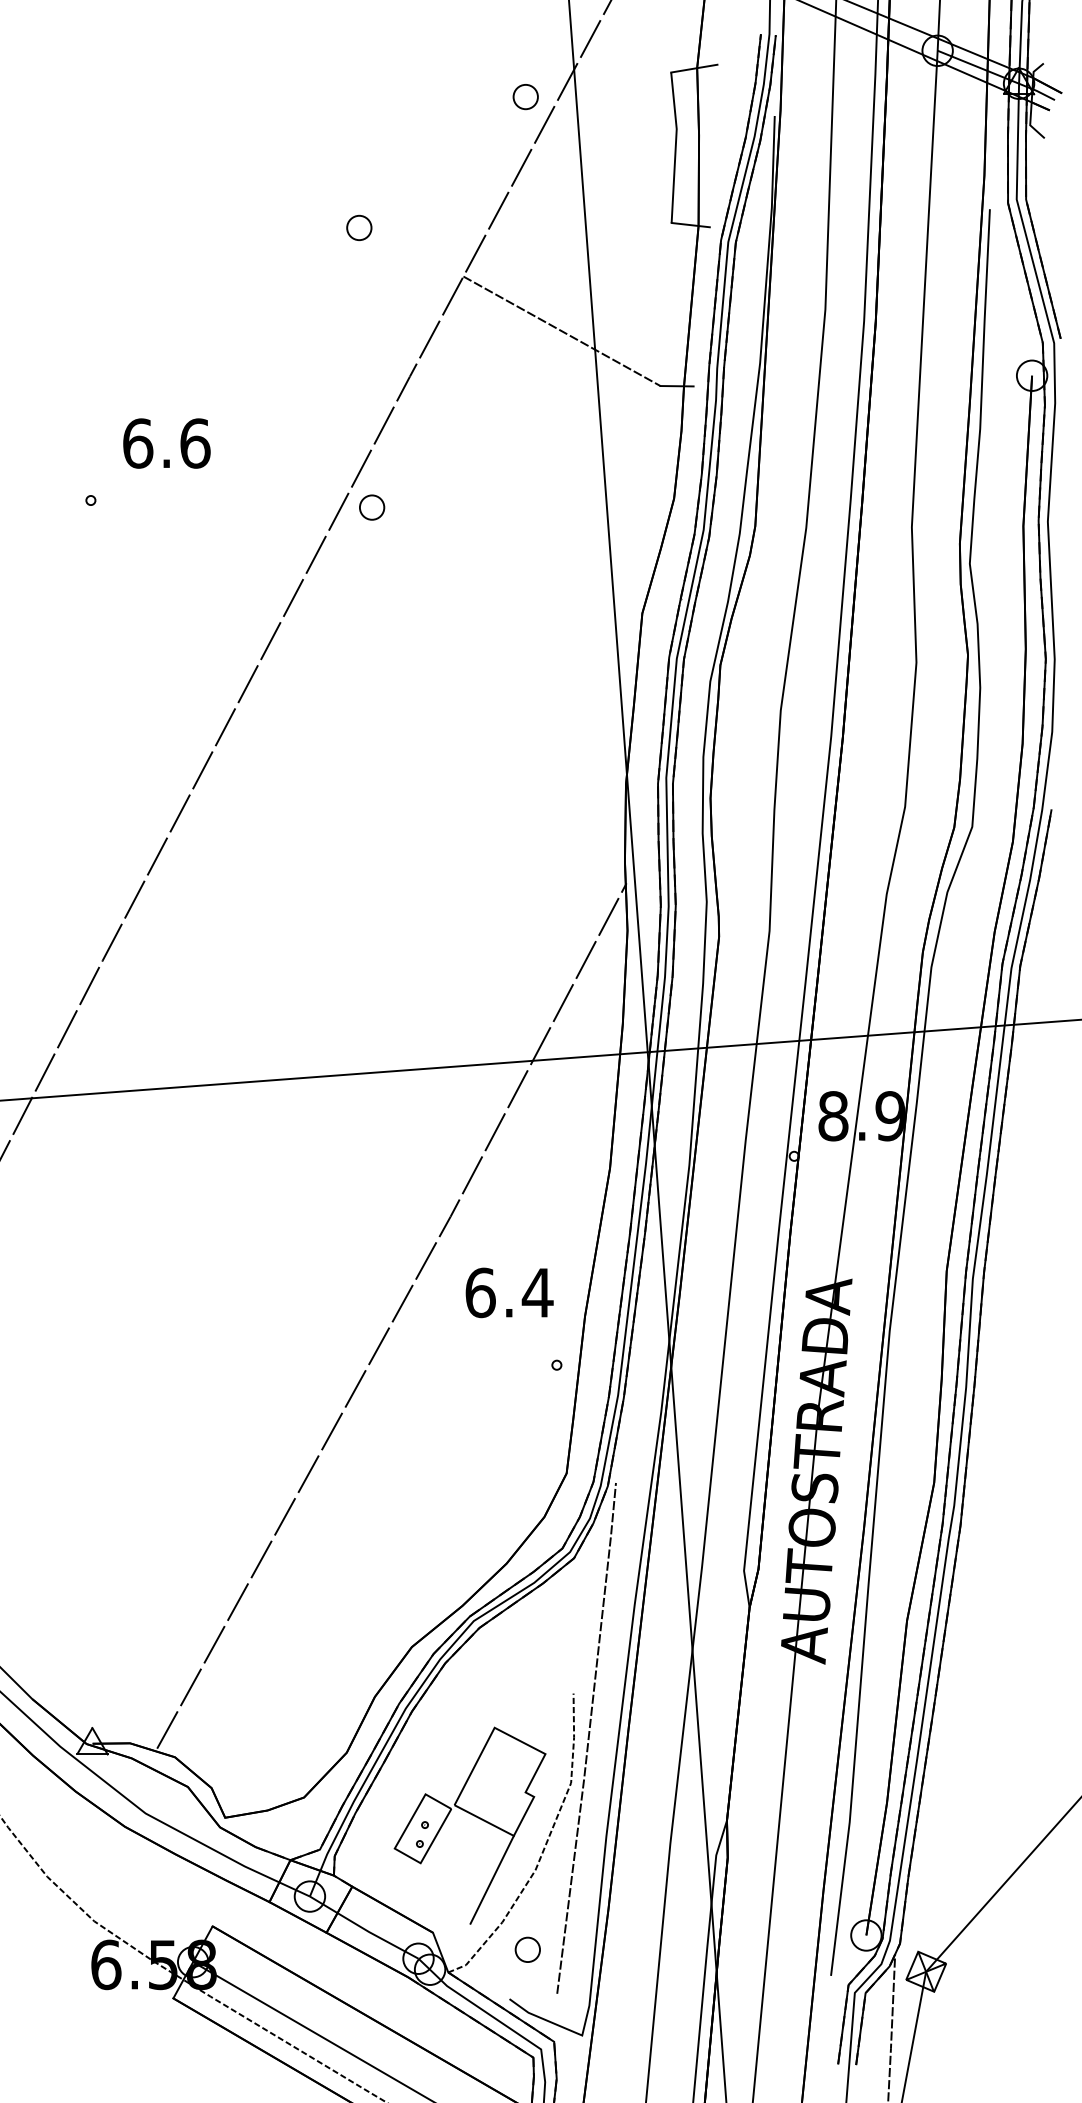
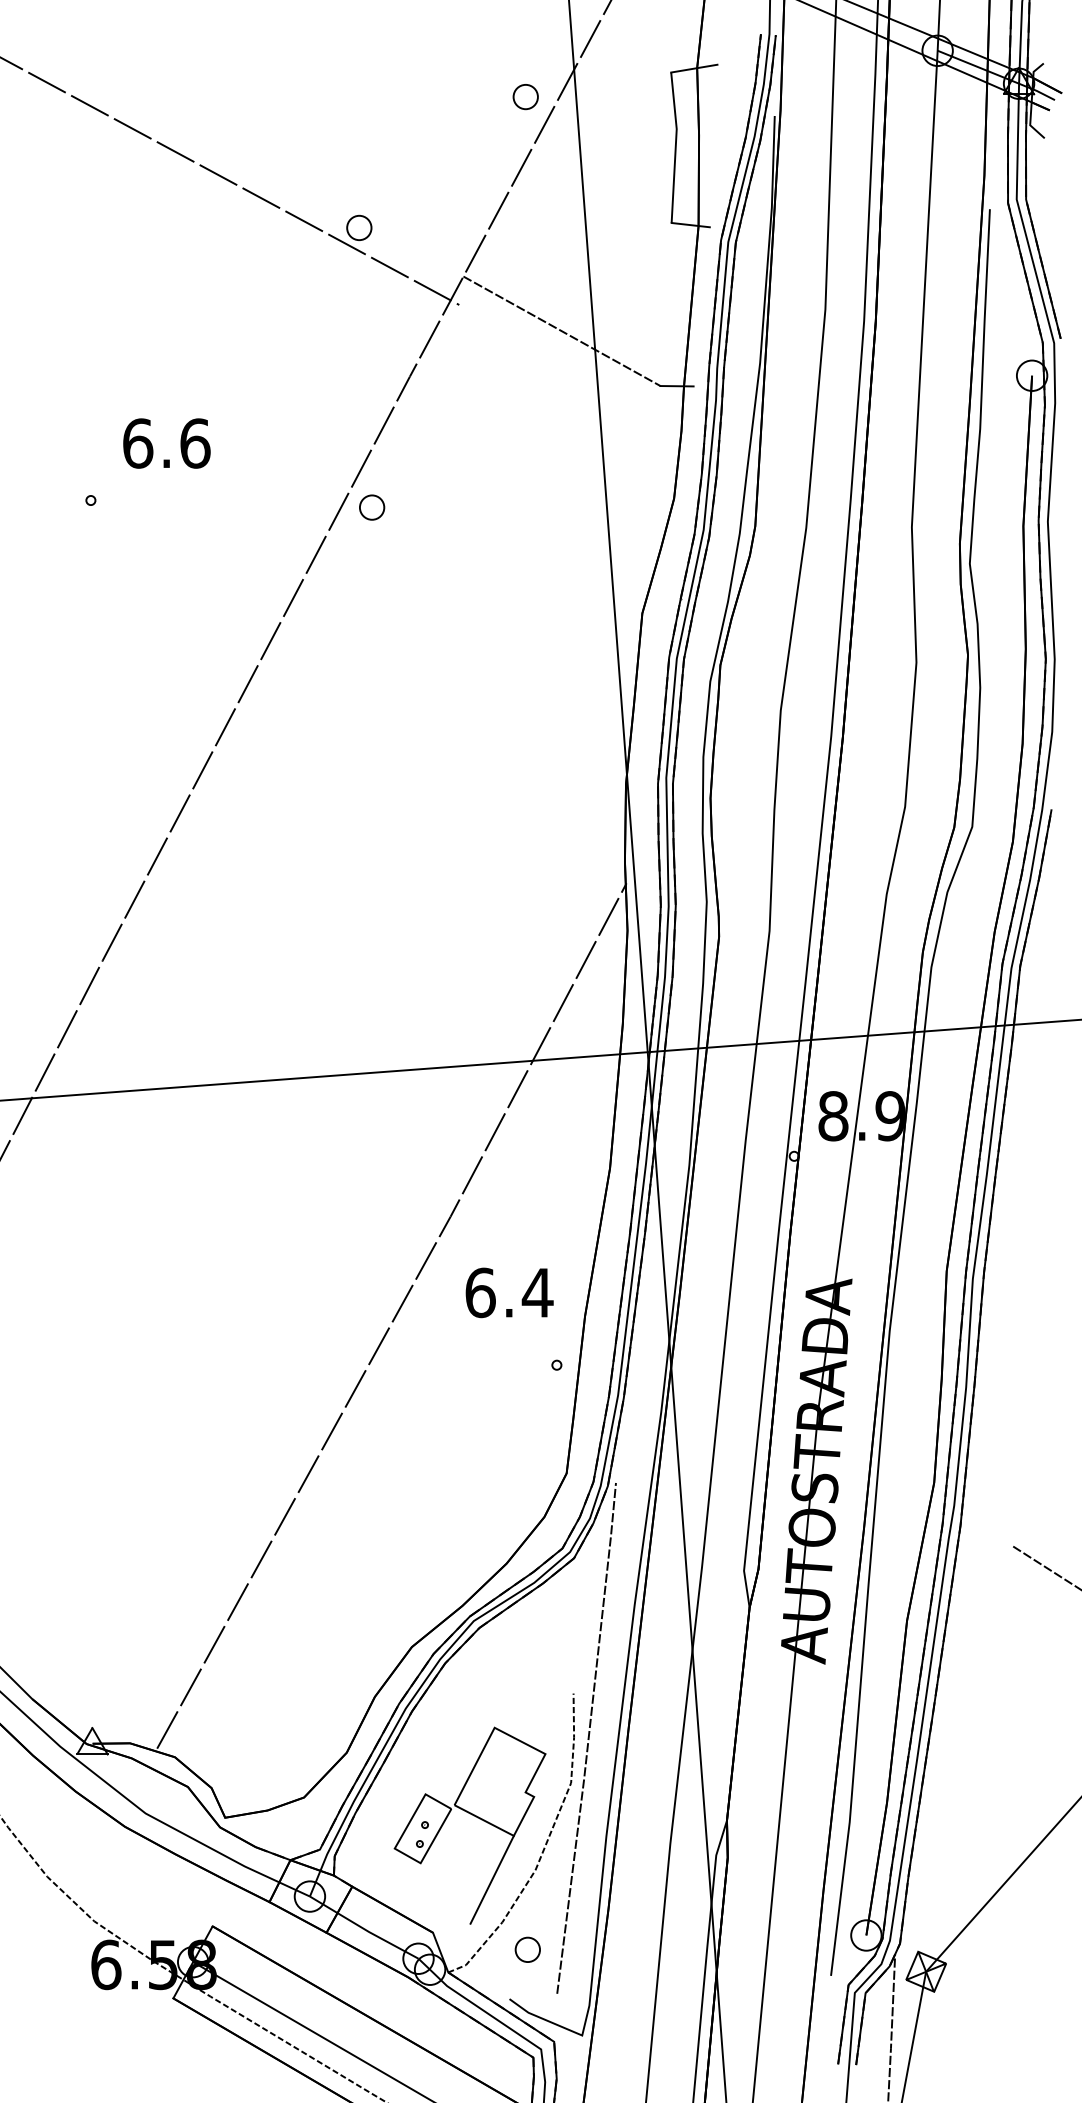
line: none -> present (230, 181)
line: none -> present (1045, 1566)
